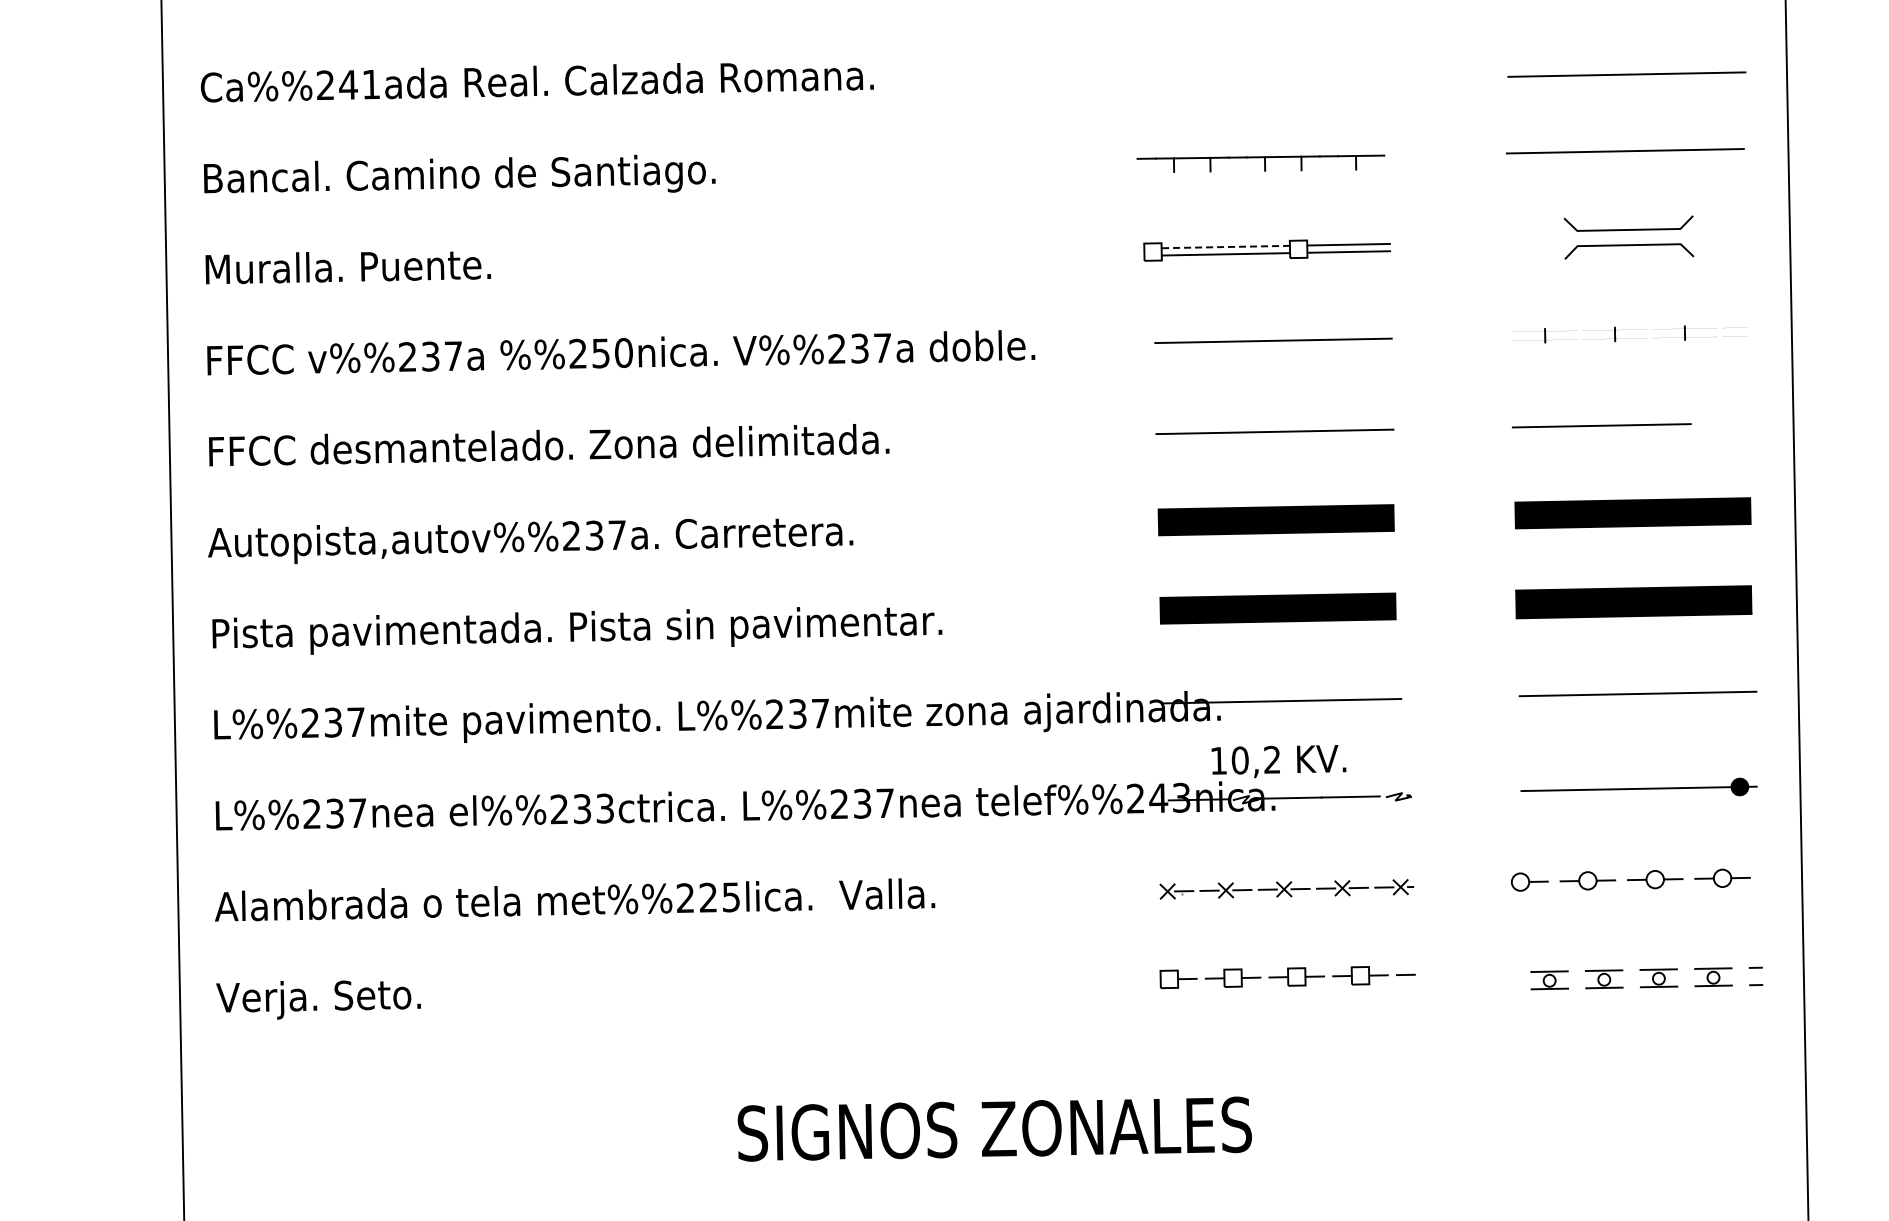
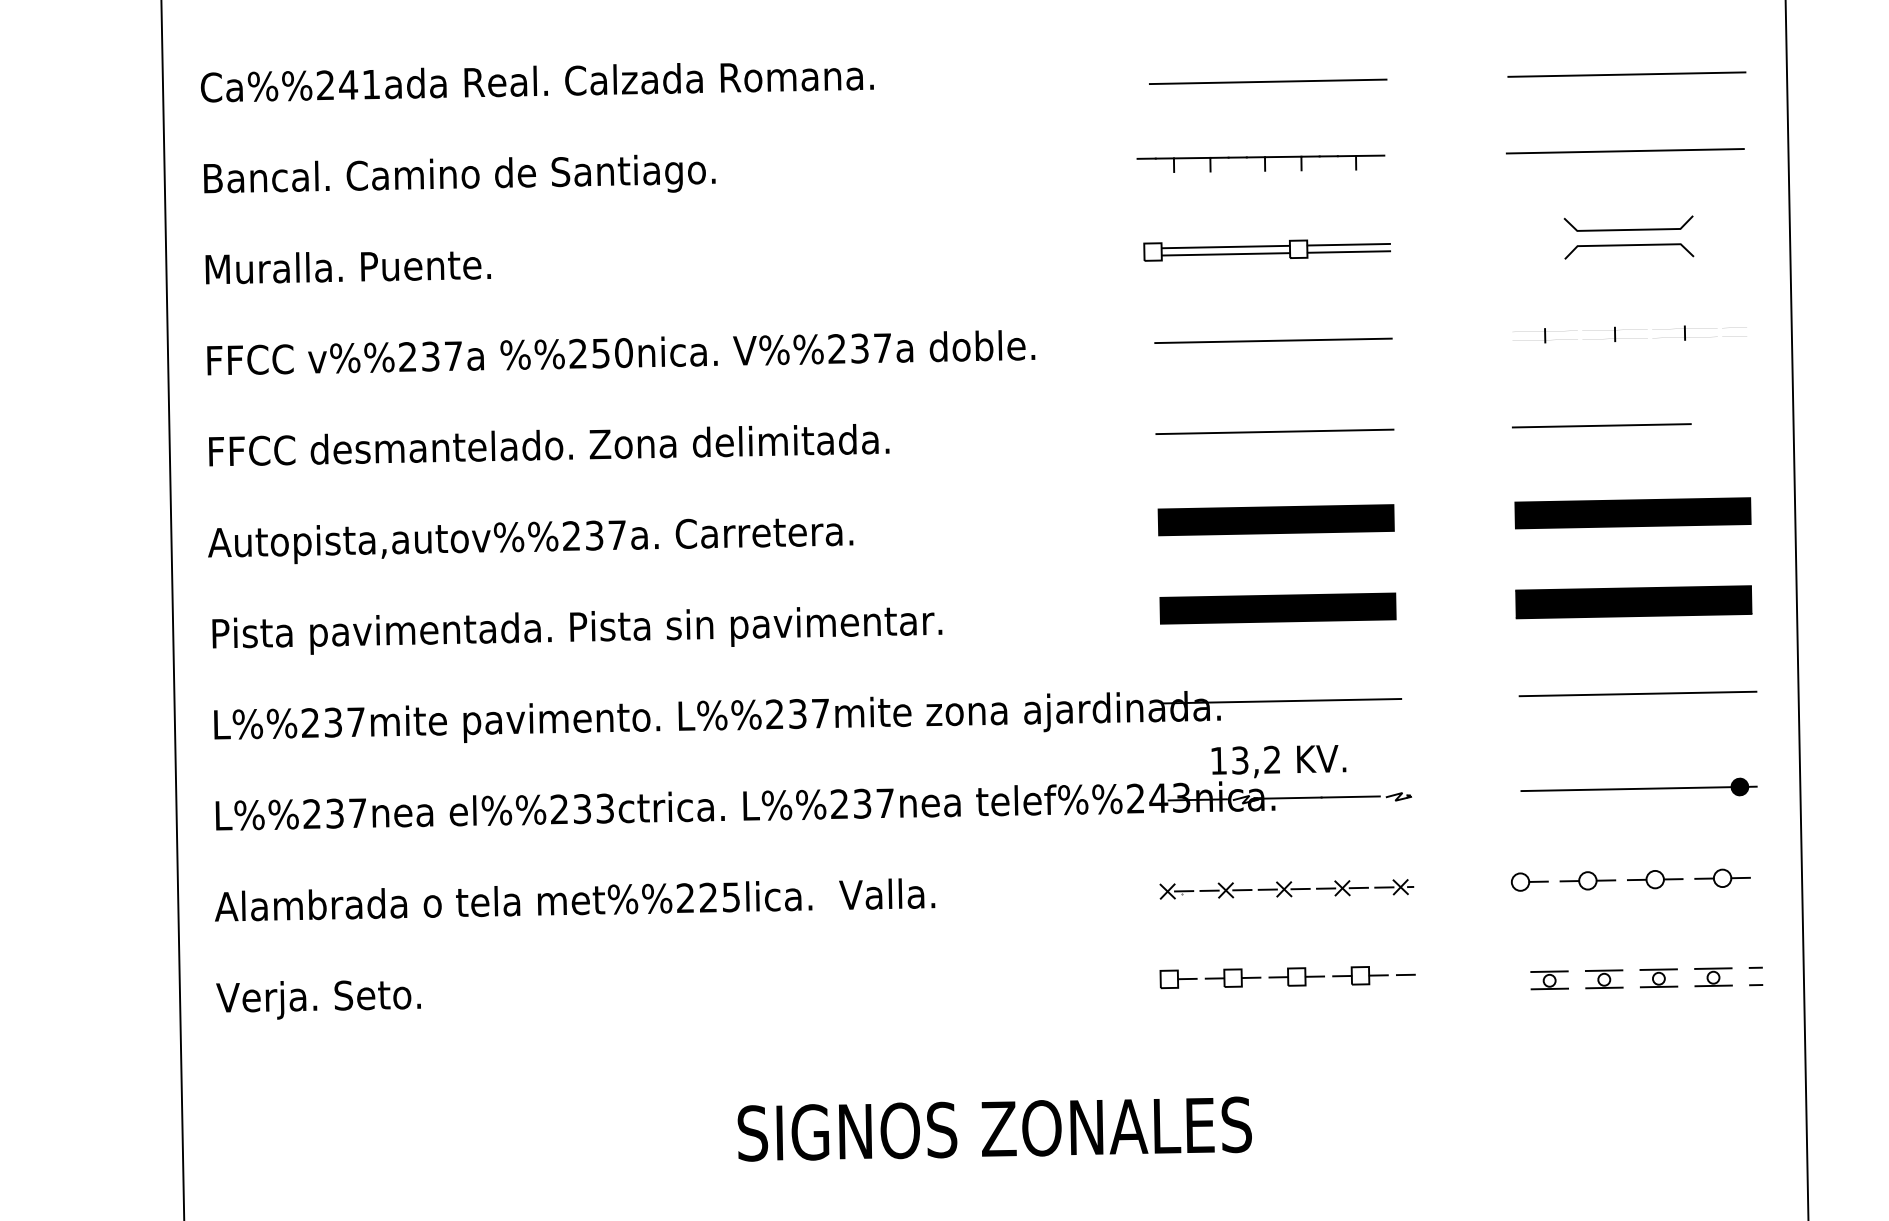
line: none -> present (1267, 81)
line: dashed -> solid (1225, 247)
text: 10,2 -> 13,2 (1239, 760)
